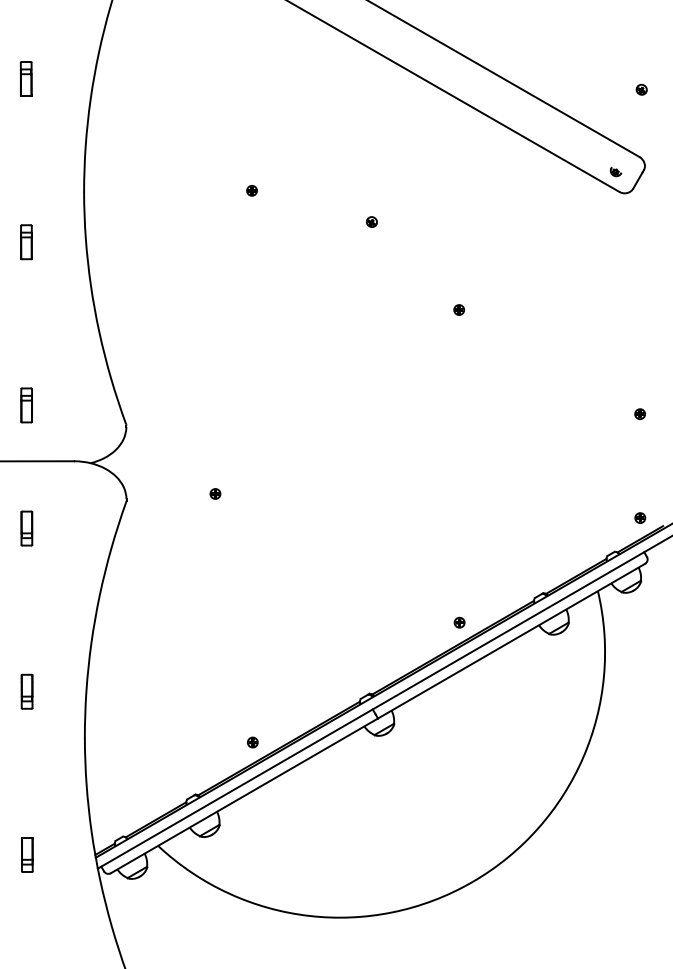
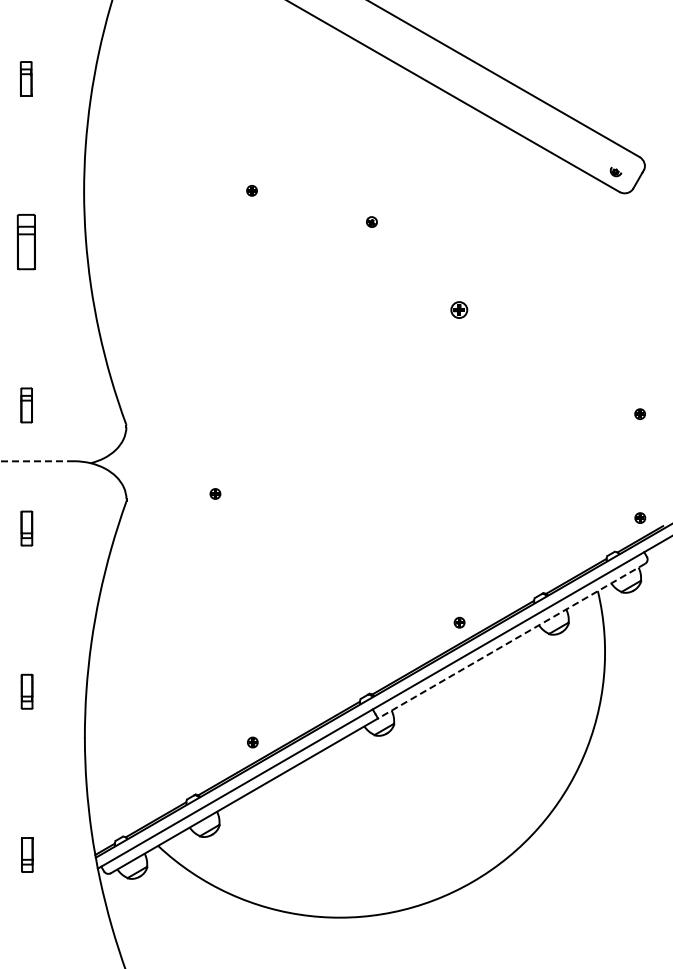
part: present -> none (641, 89)
part size: 13x37 px -> 20x58 px (25, 241)
part size: 12x12 px -> 19x18 px (459, 309)
line: solid -> dashed (37, 461)
line: solid -> dashed (511, 641)
